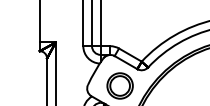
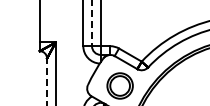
line: solid -> dashed (92, 23)
line: solid -> dashed (47, 81)
